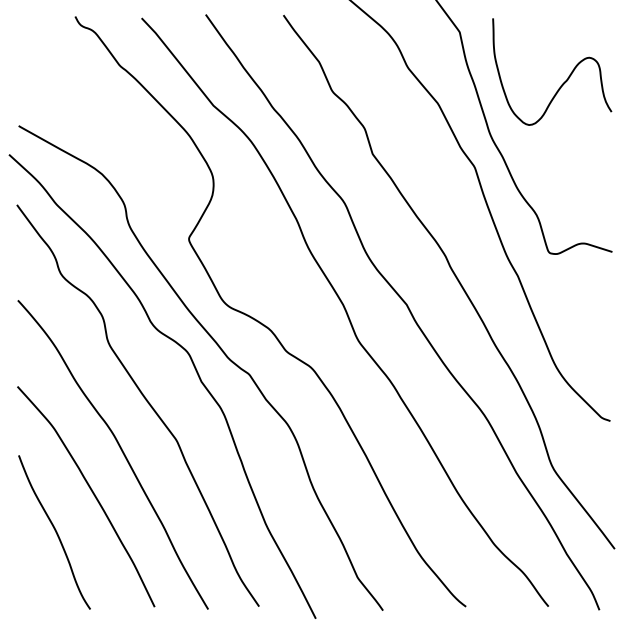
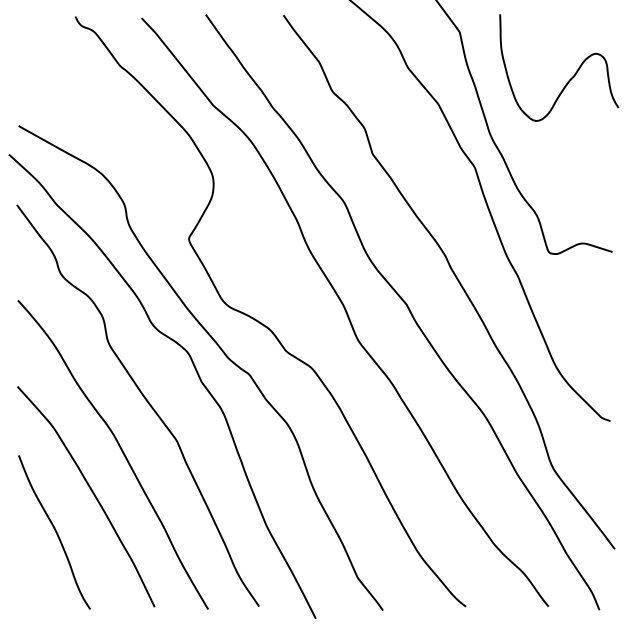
curve position: (563, 82) -> (570, 78) (570, 78)
